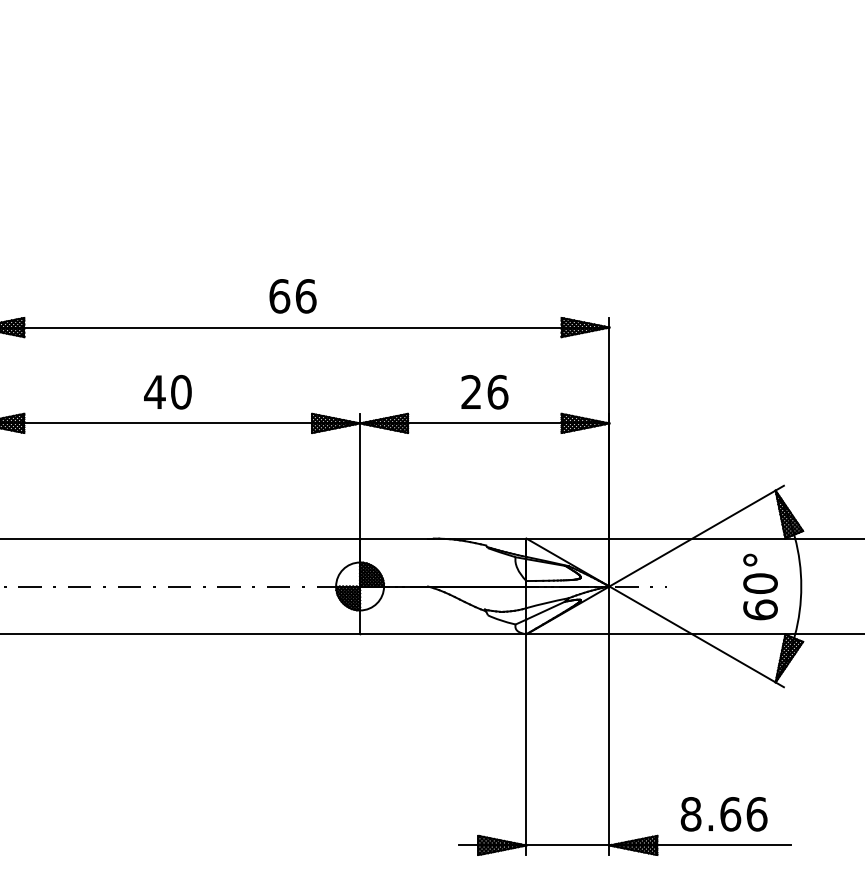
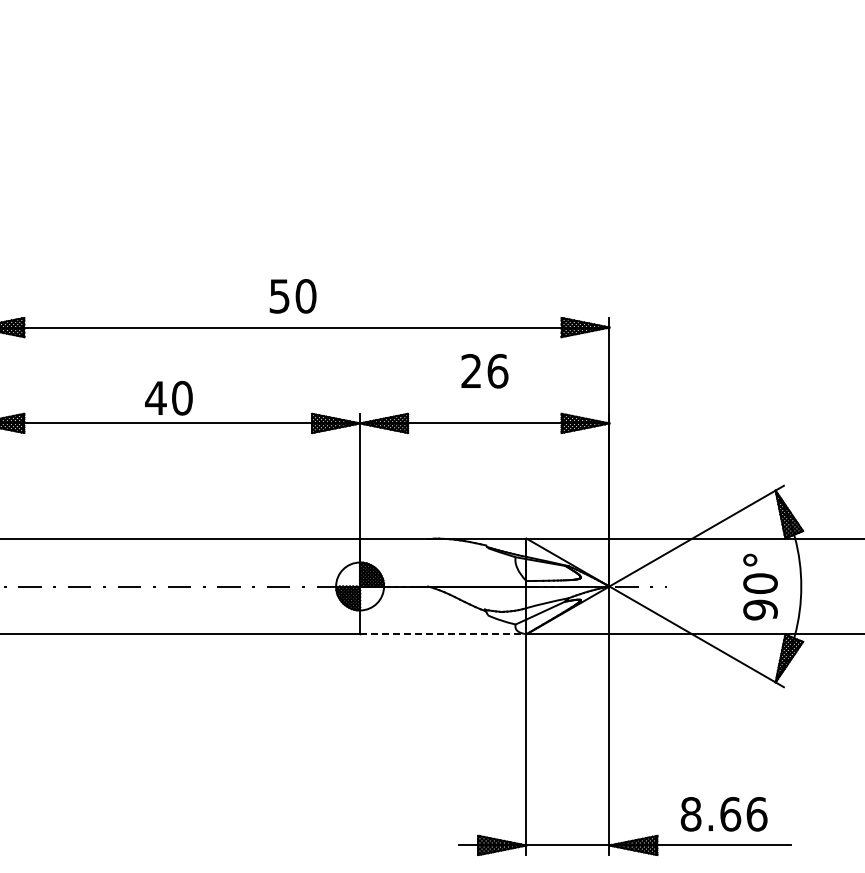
text: 66 -> 50 (292, 296)
text position: (167, 392) -> (168, 398) (168, 398)
text position: (484, 392) -> (484, 371) (484, 371)
text: 60° -> 90° (760, 609)
line: solid -> dashed (443, 634)
